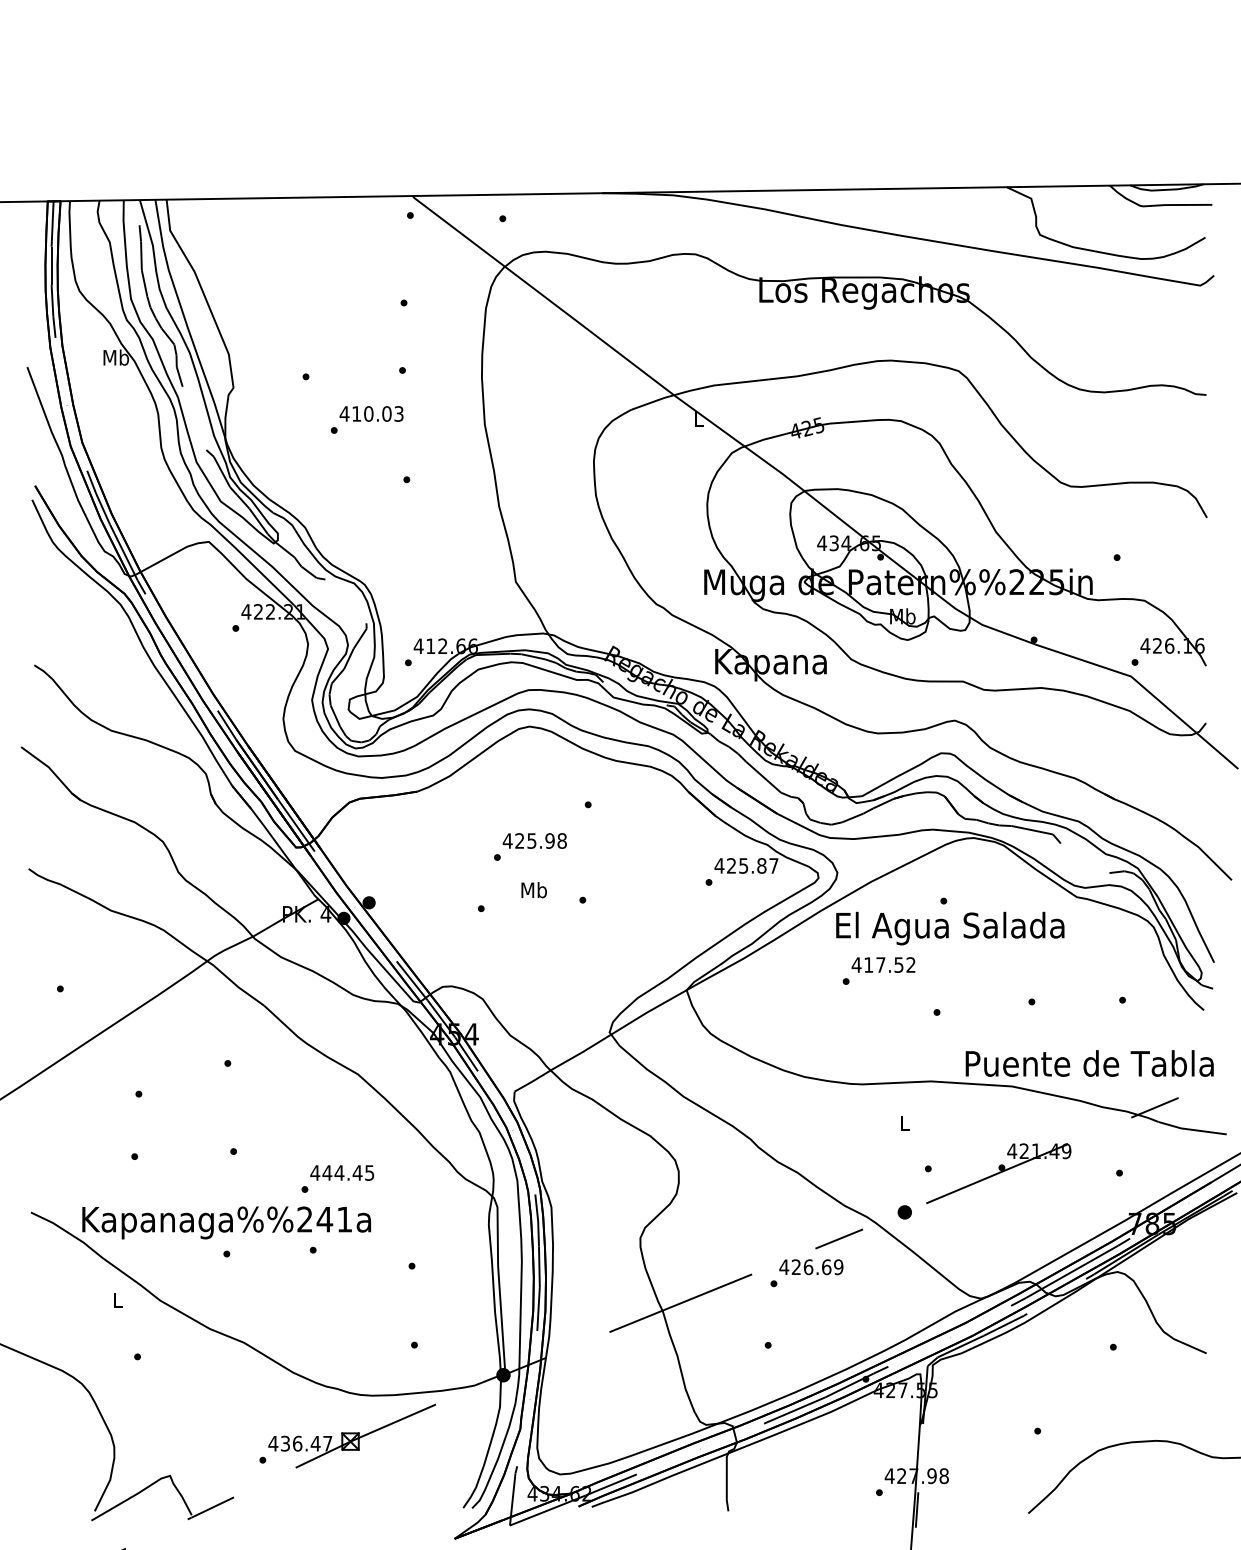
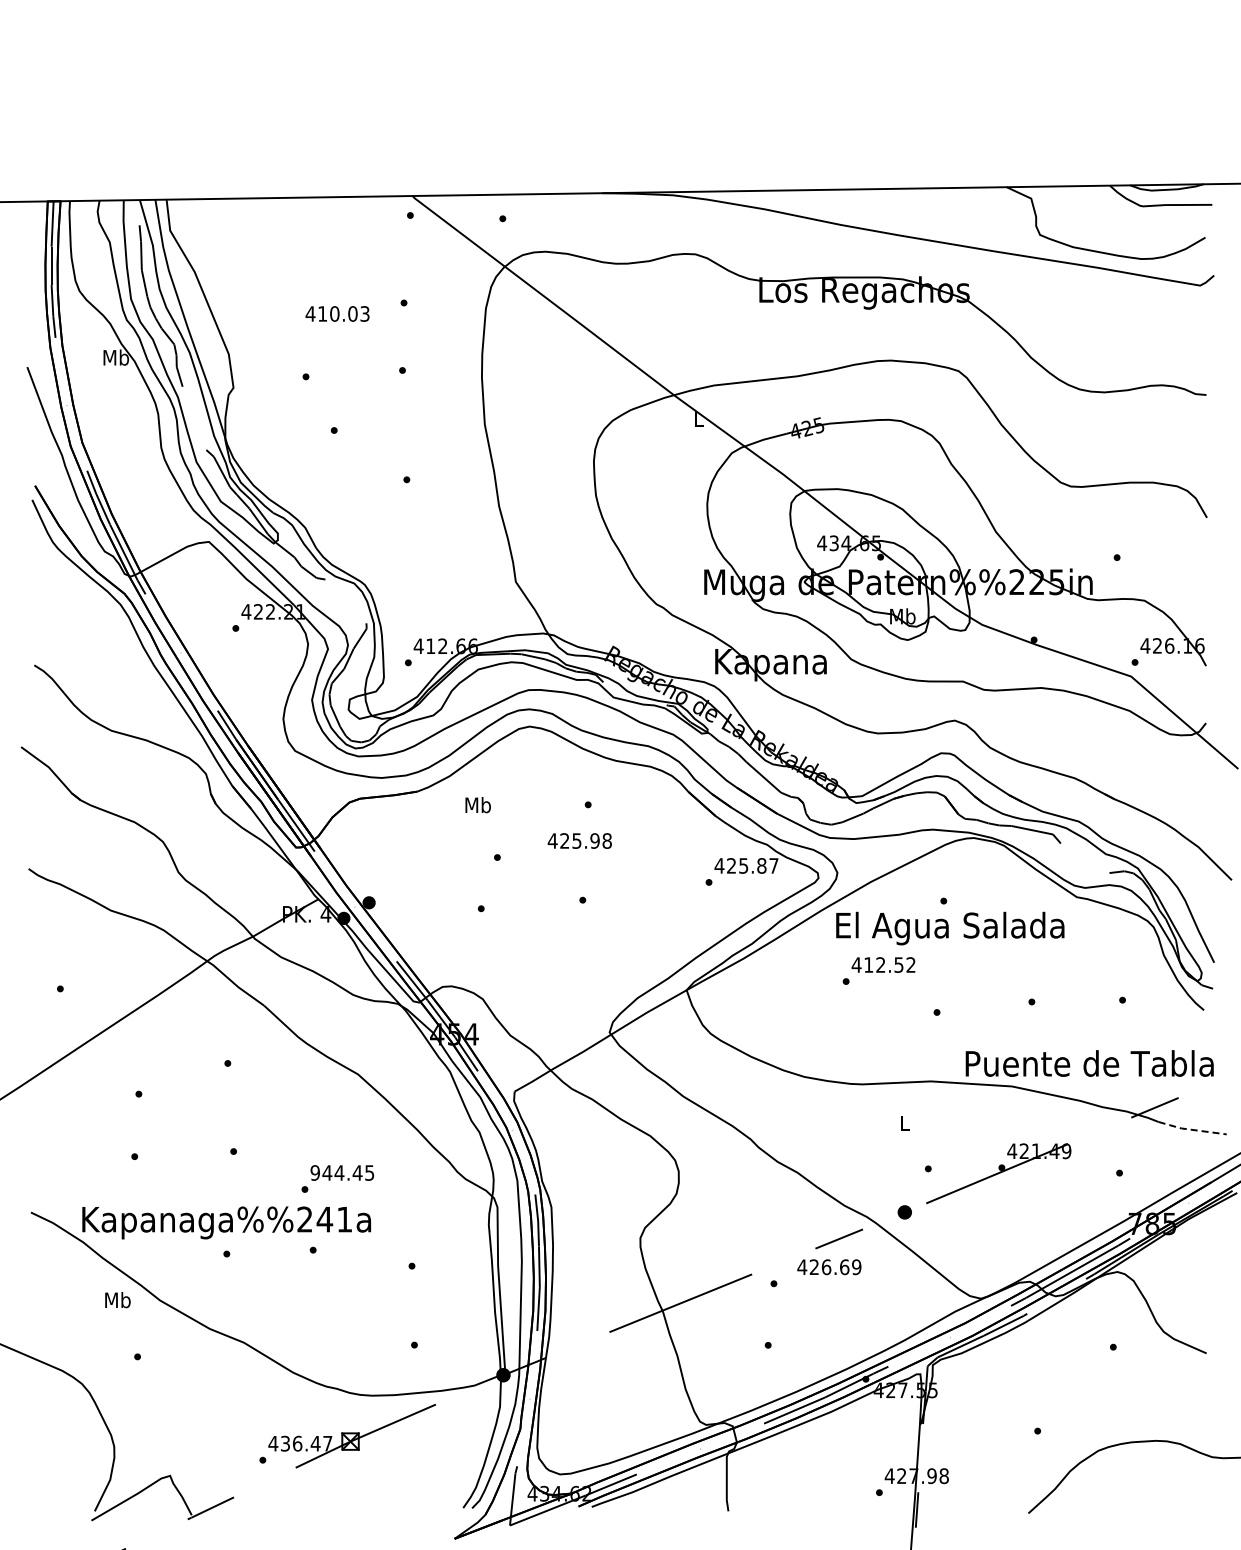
text position: (371, 413) -> (337, 313) (337, 313)
text position: (534, 840) -> (579, 840) (579, 840)
text position: (533, 890) -> (477, 805) (477, 805)
text: 417.52 -> 412.52 (880, 964)
line: solid -> dashed (1192, 1129)
text: 444.45 -> 944.45 (315, 1172)
text position: (811, 1267) -> (829, 1267) (829, 1267)
text: L -> Mb (117, 1300)
